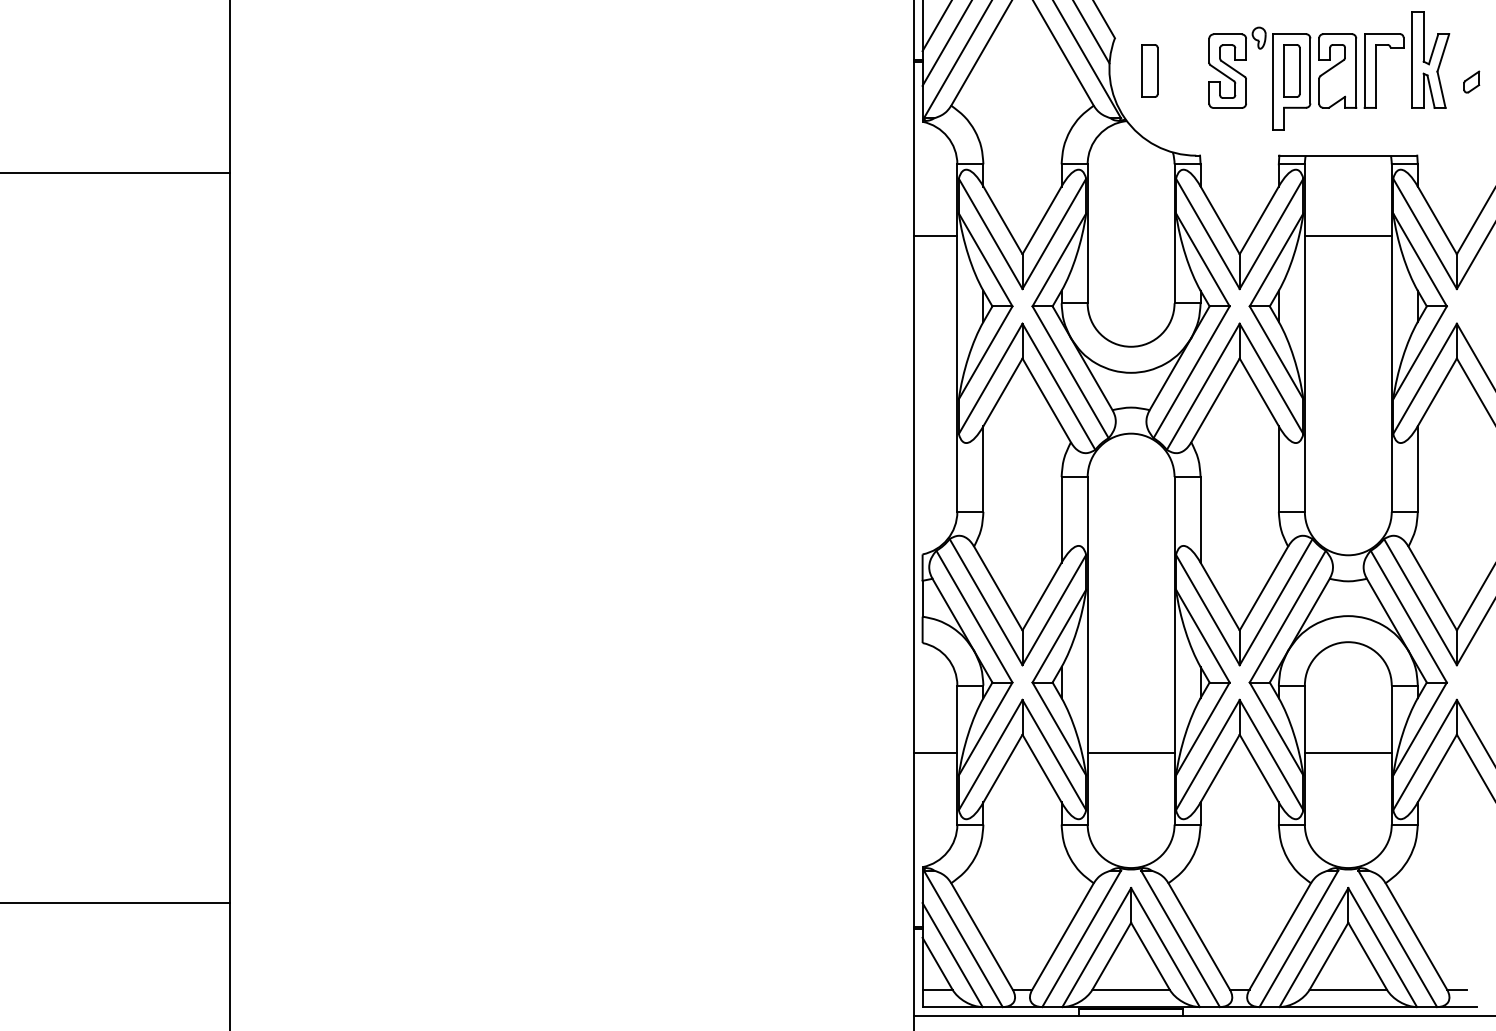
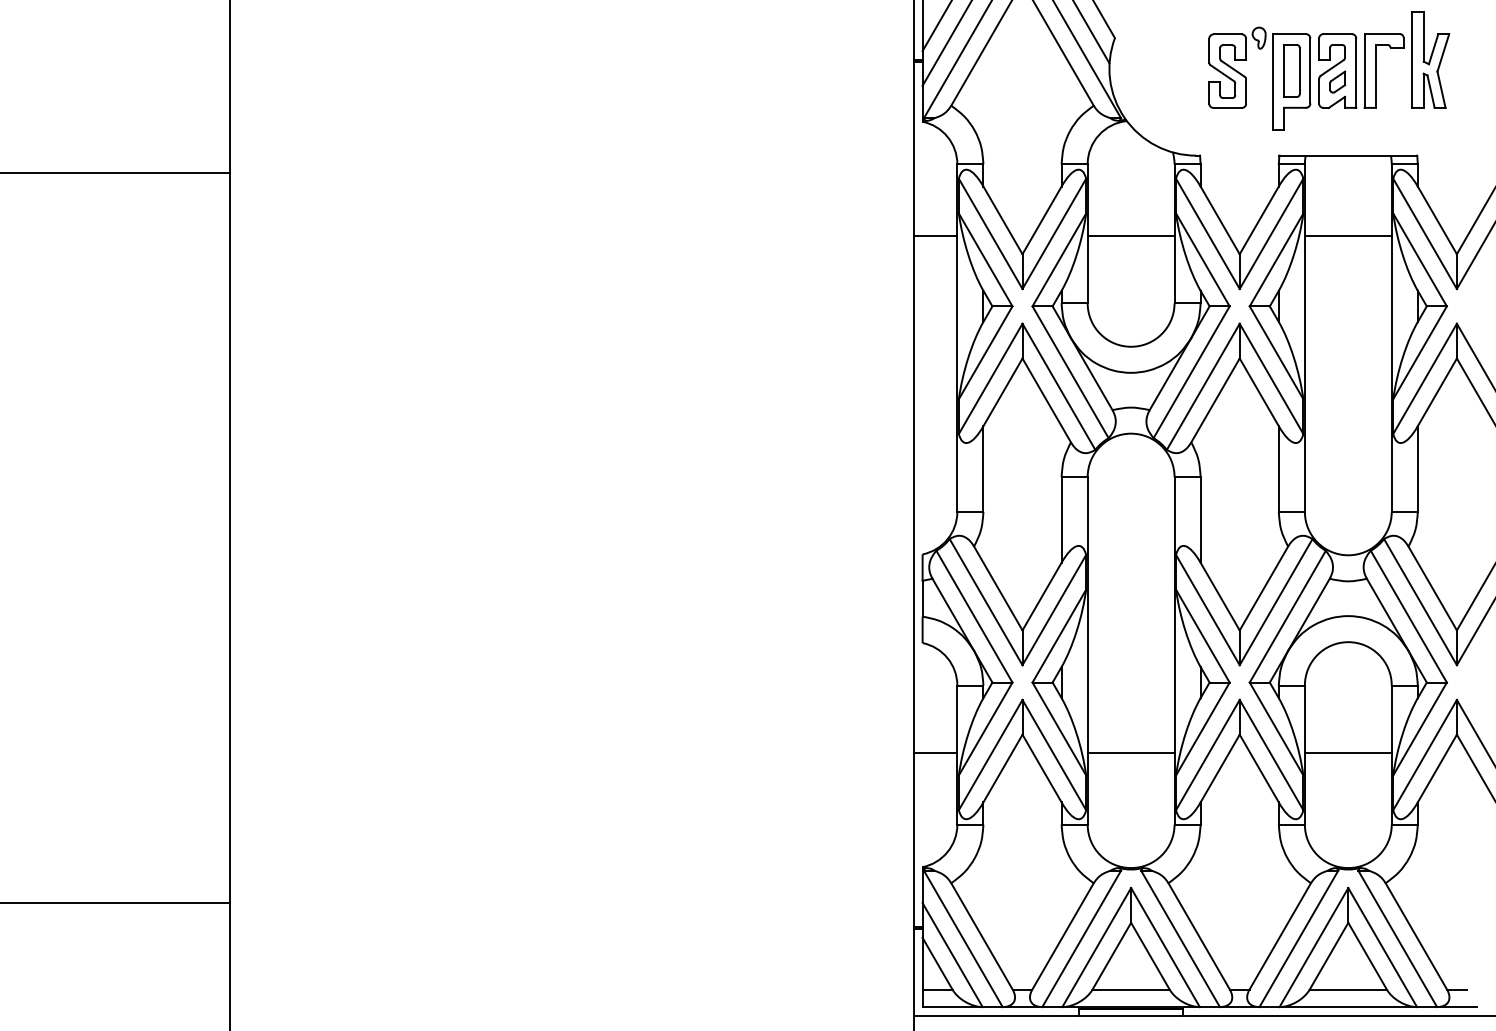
part: present -> none (1149, 70)
part position: (1471, 81) -> (1337, 81) (1337, 81)
line: none -> present (1130, 236)
